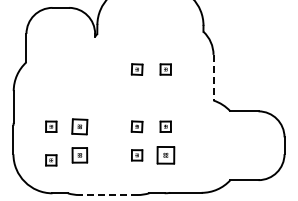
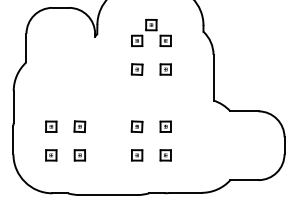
part: none -> present (151, 33)
line: dashed -> solid (213, 77)
part size: 18x18 px -> 14x13 px (79, 126)
part size: 18x17 px -> 14x13 px (79, 155)
part size: 20x19 px -> 13x13 px (165, 155)
part position: (51, 160) -> (51, 155) (51, 155)
line: dashed -> solid (108, 195)
